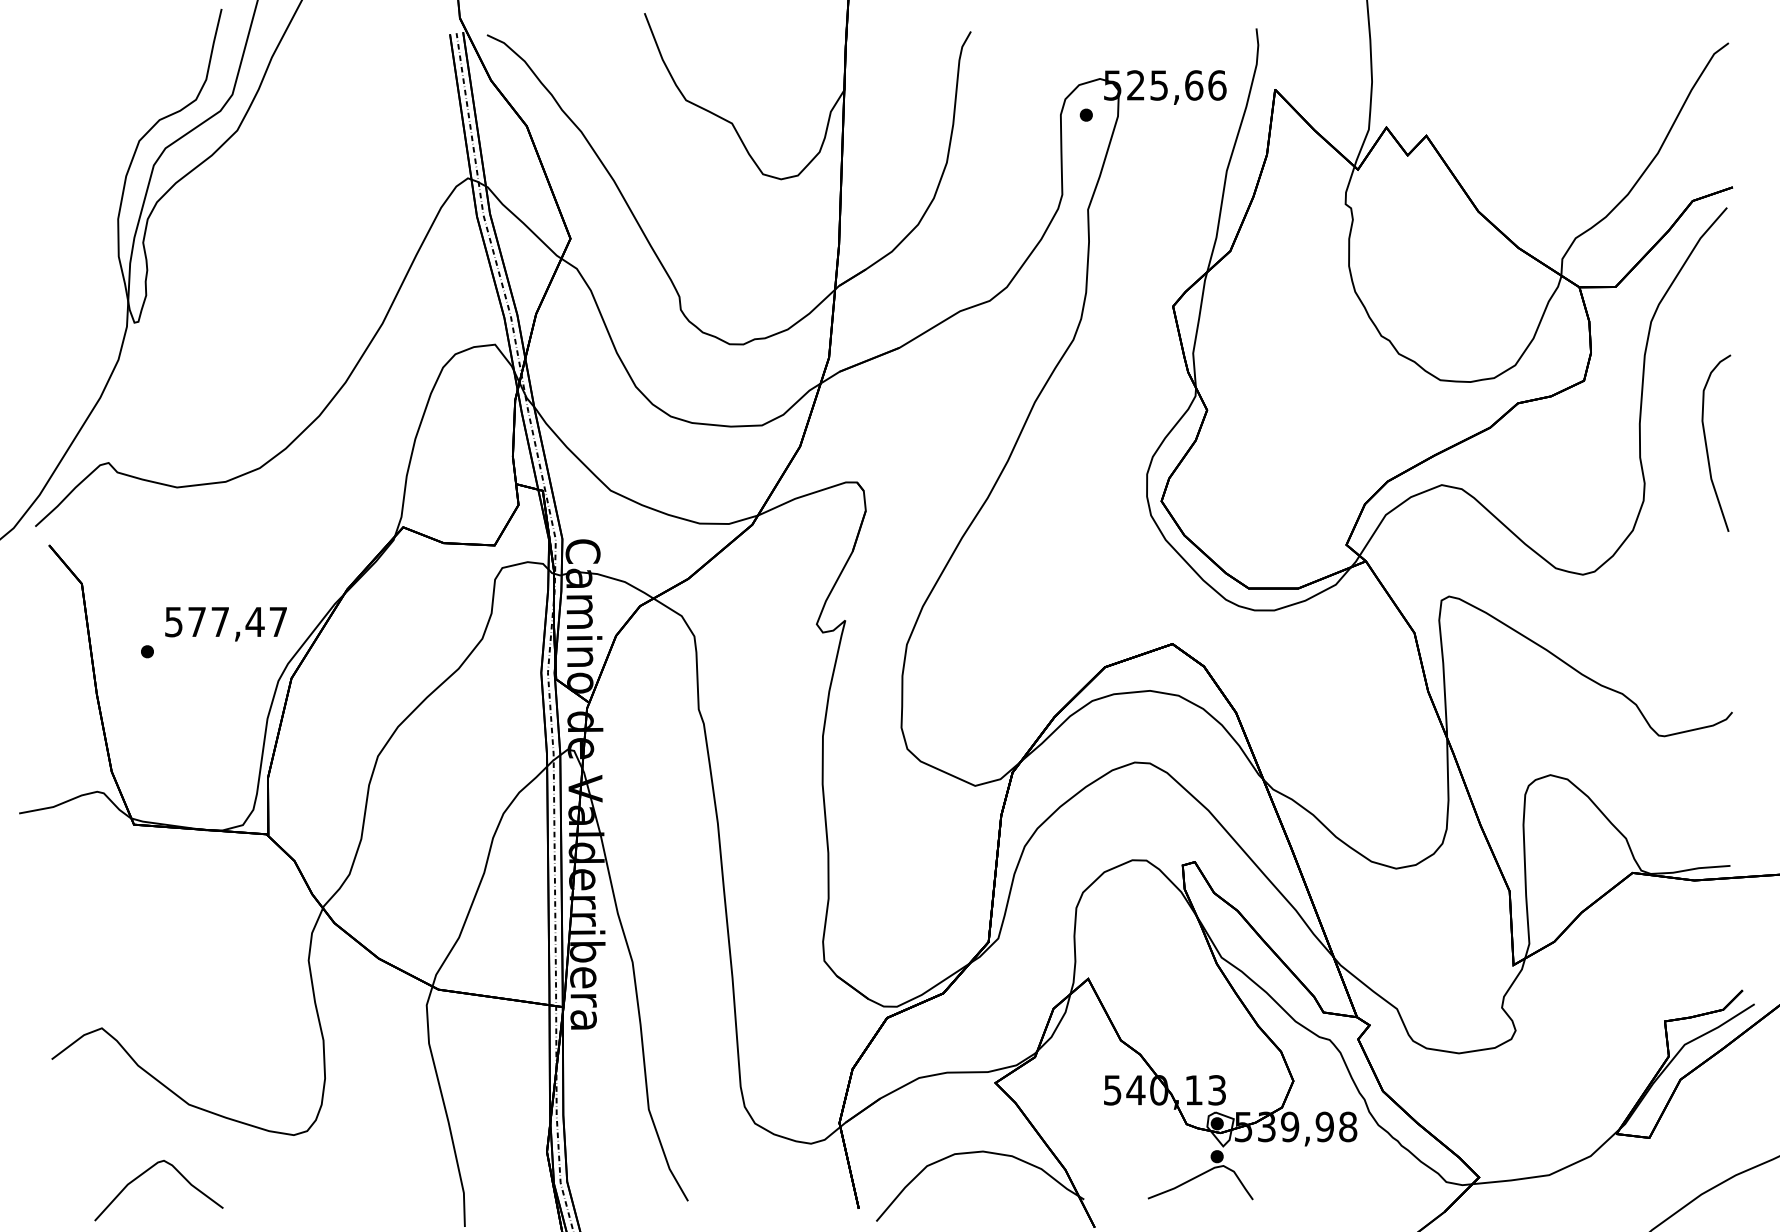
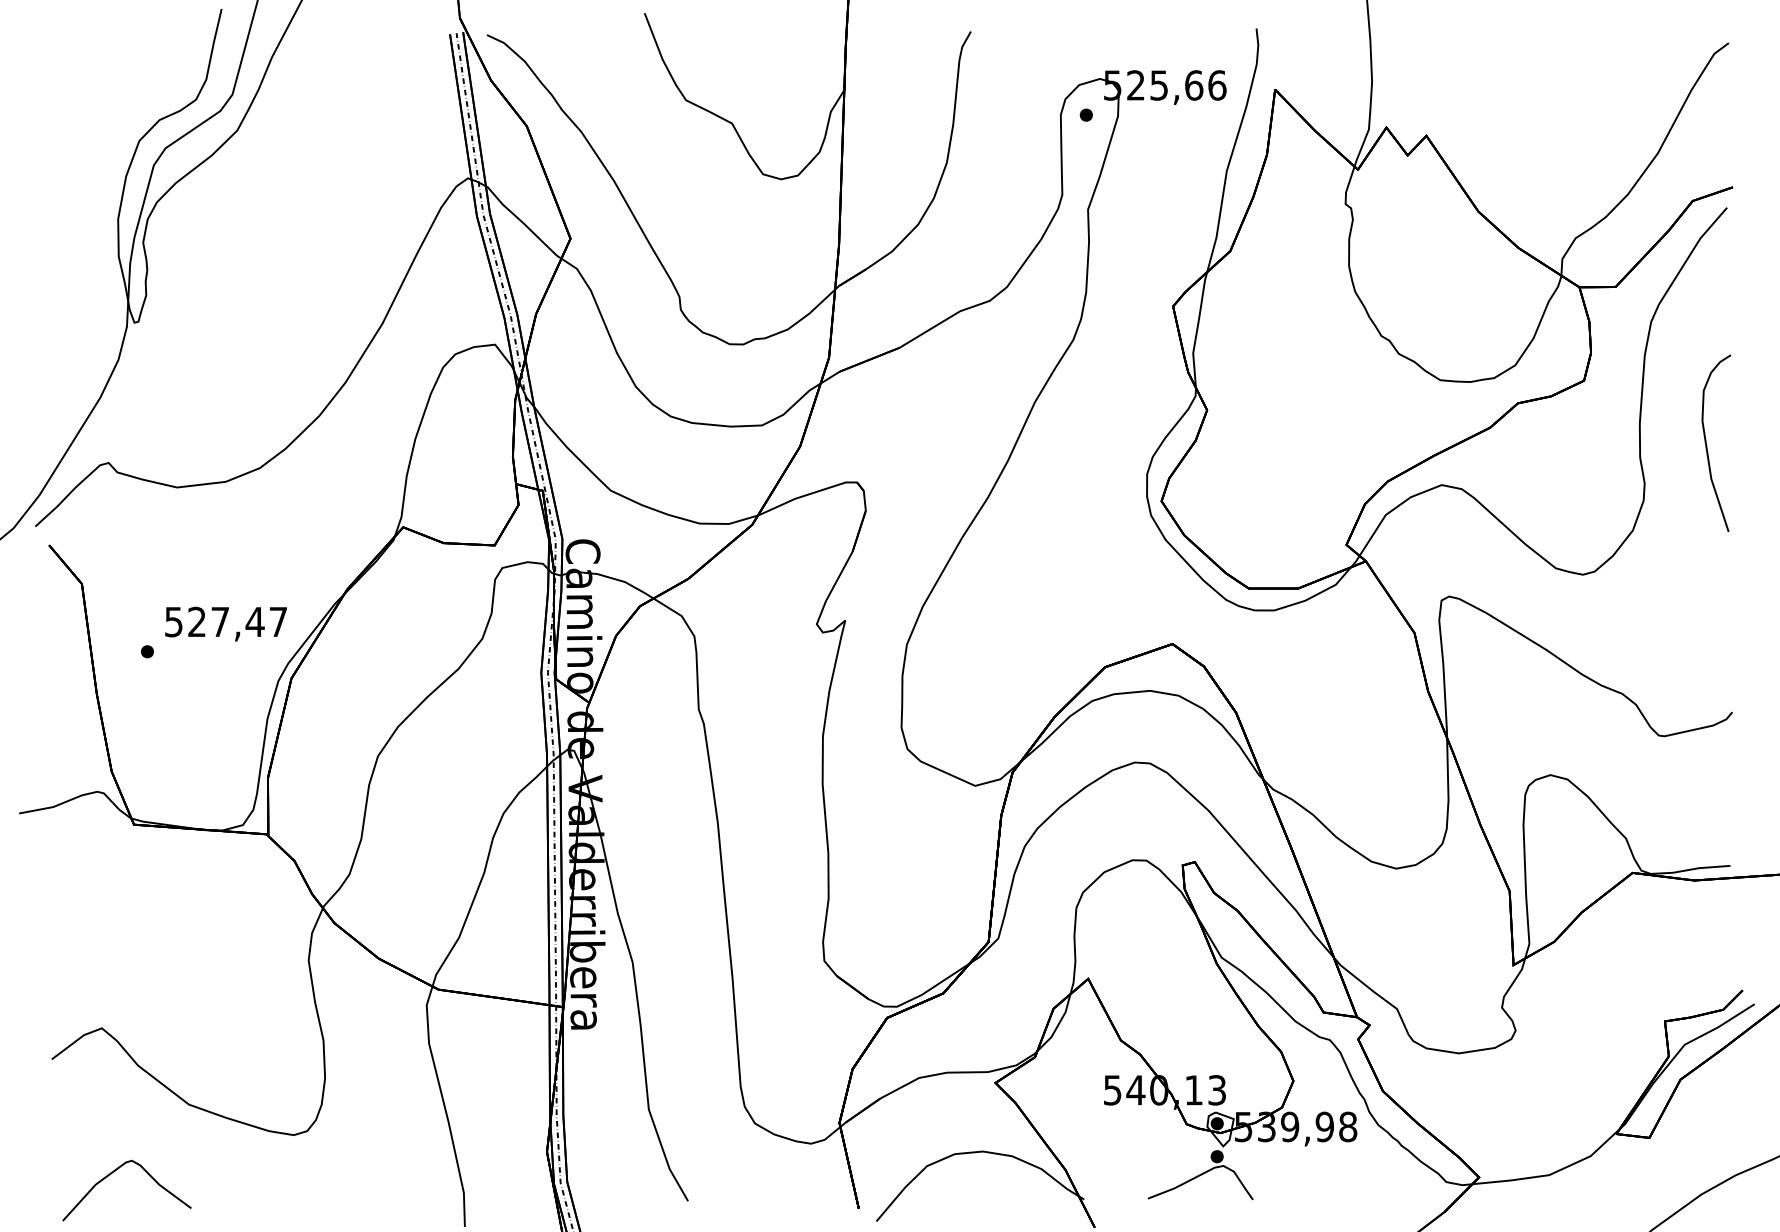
text: 577,47 -> 527,47 (196, 621)
curve position: (146, 1172) -> (114, 1172) (114, 1172)
